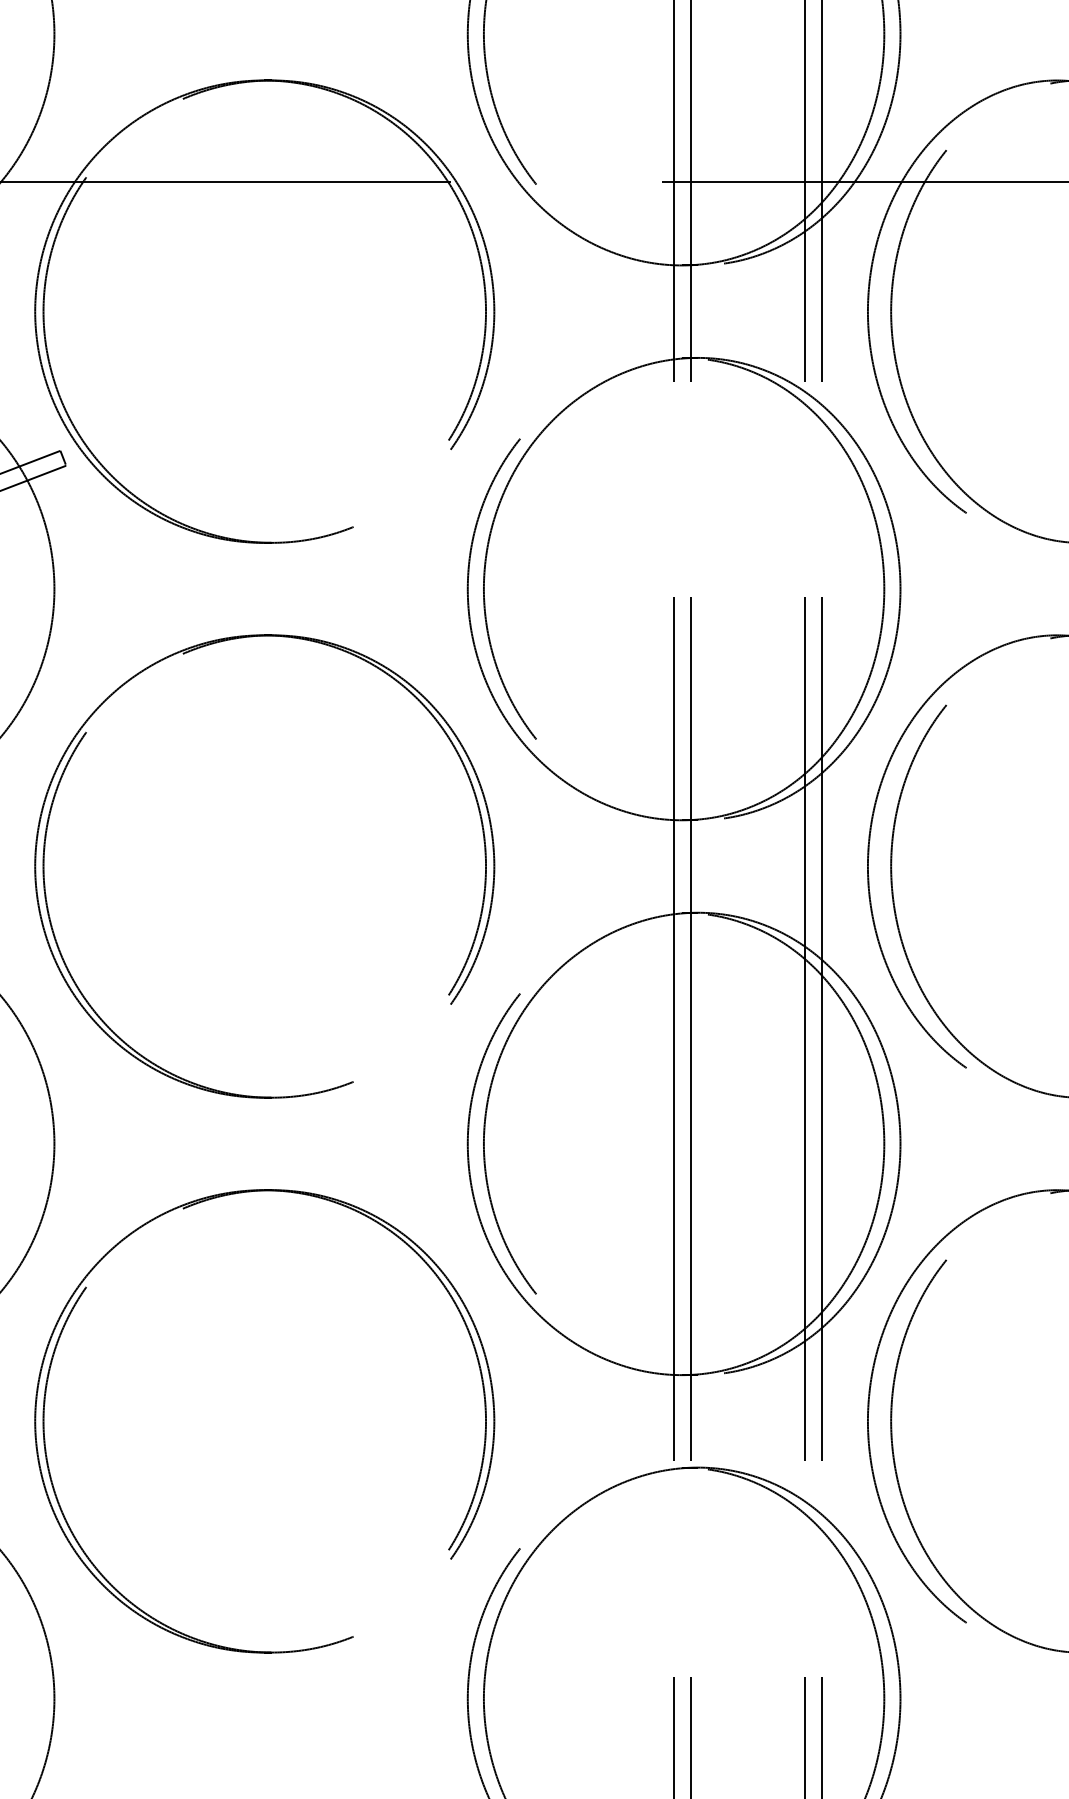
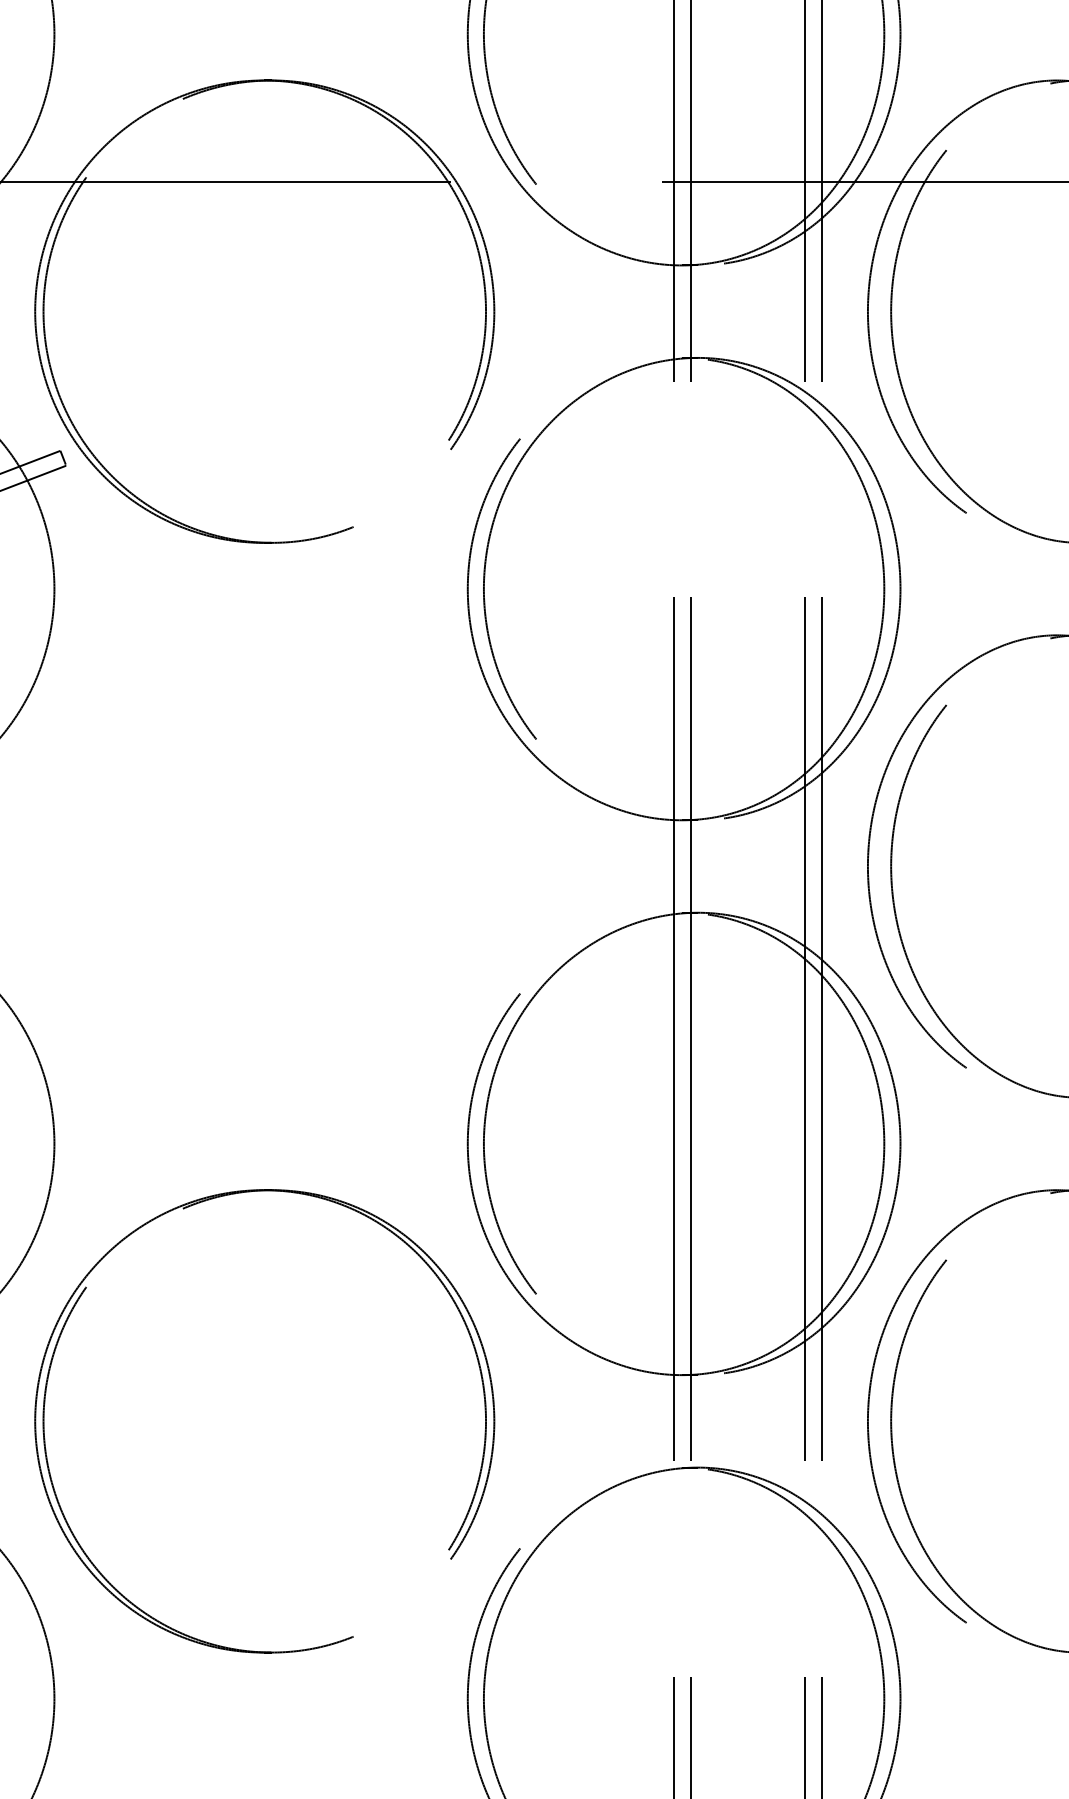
part: present -> none (45, 849)
